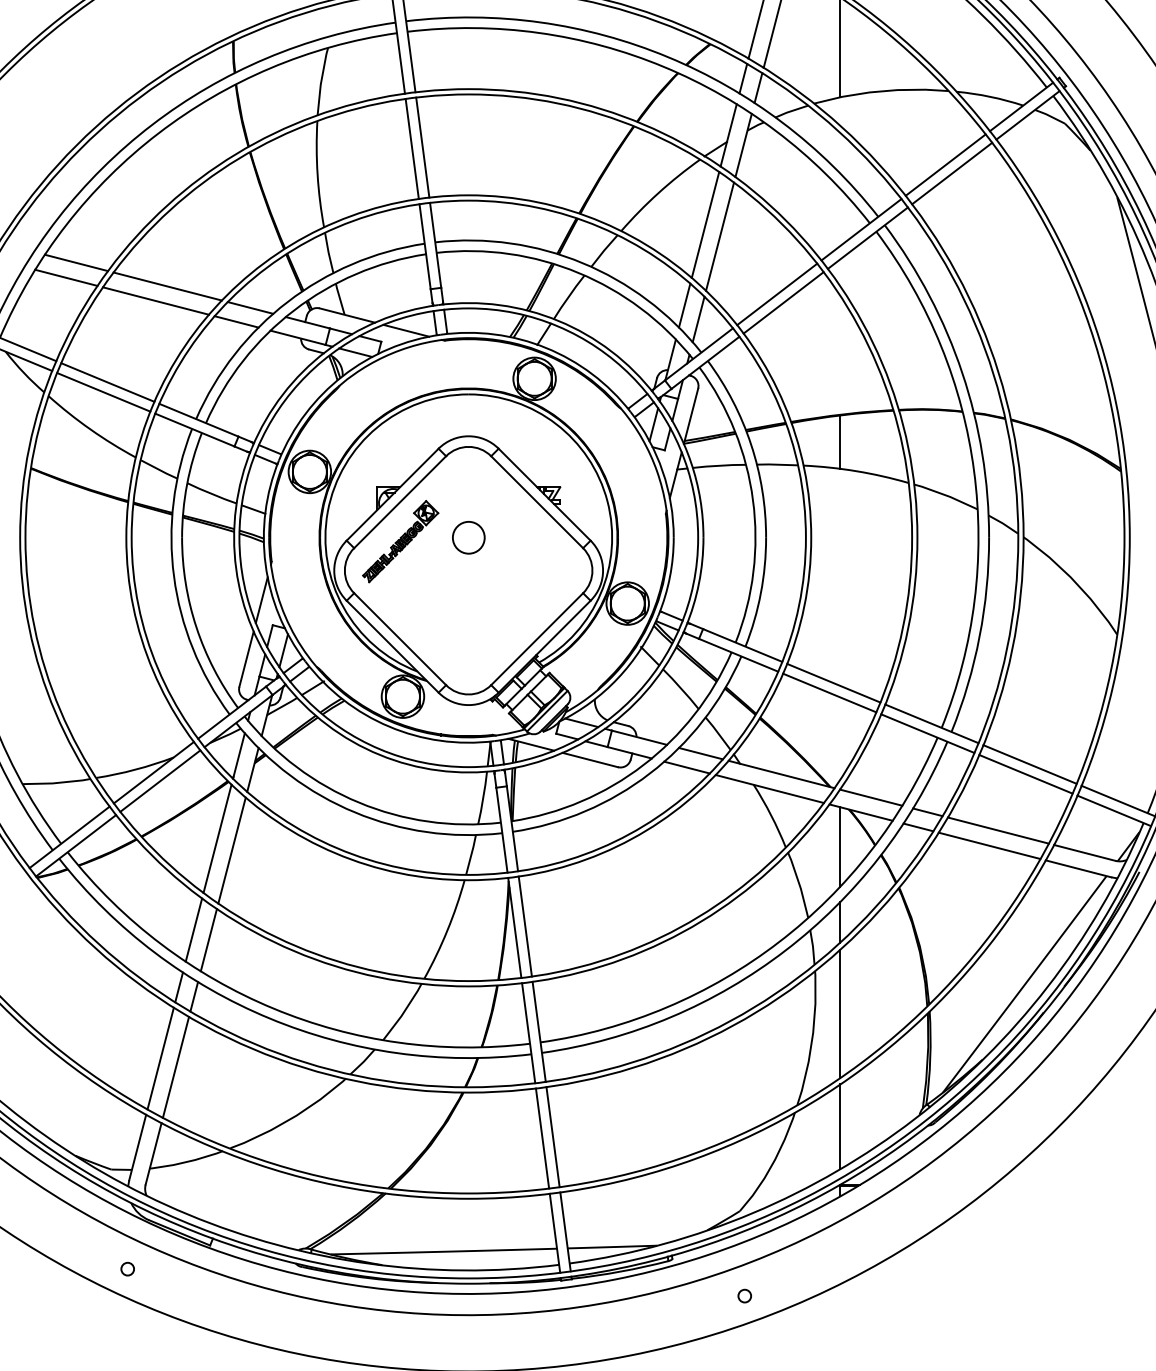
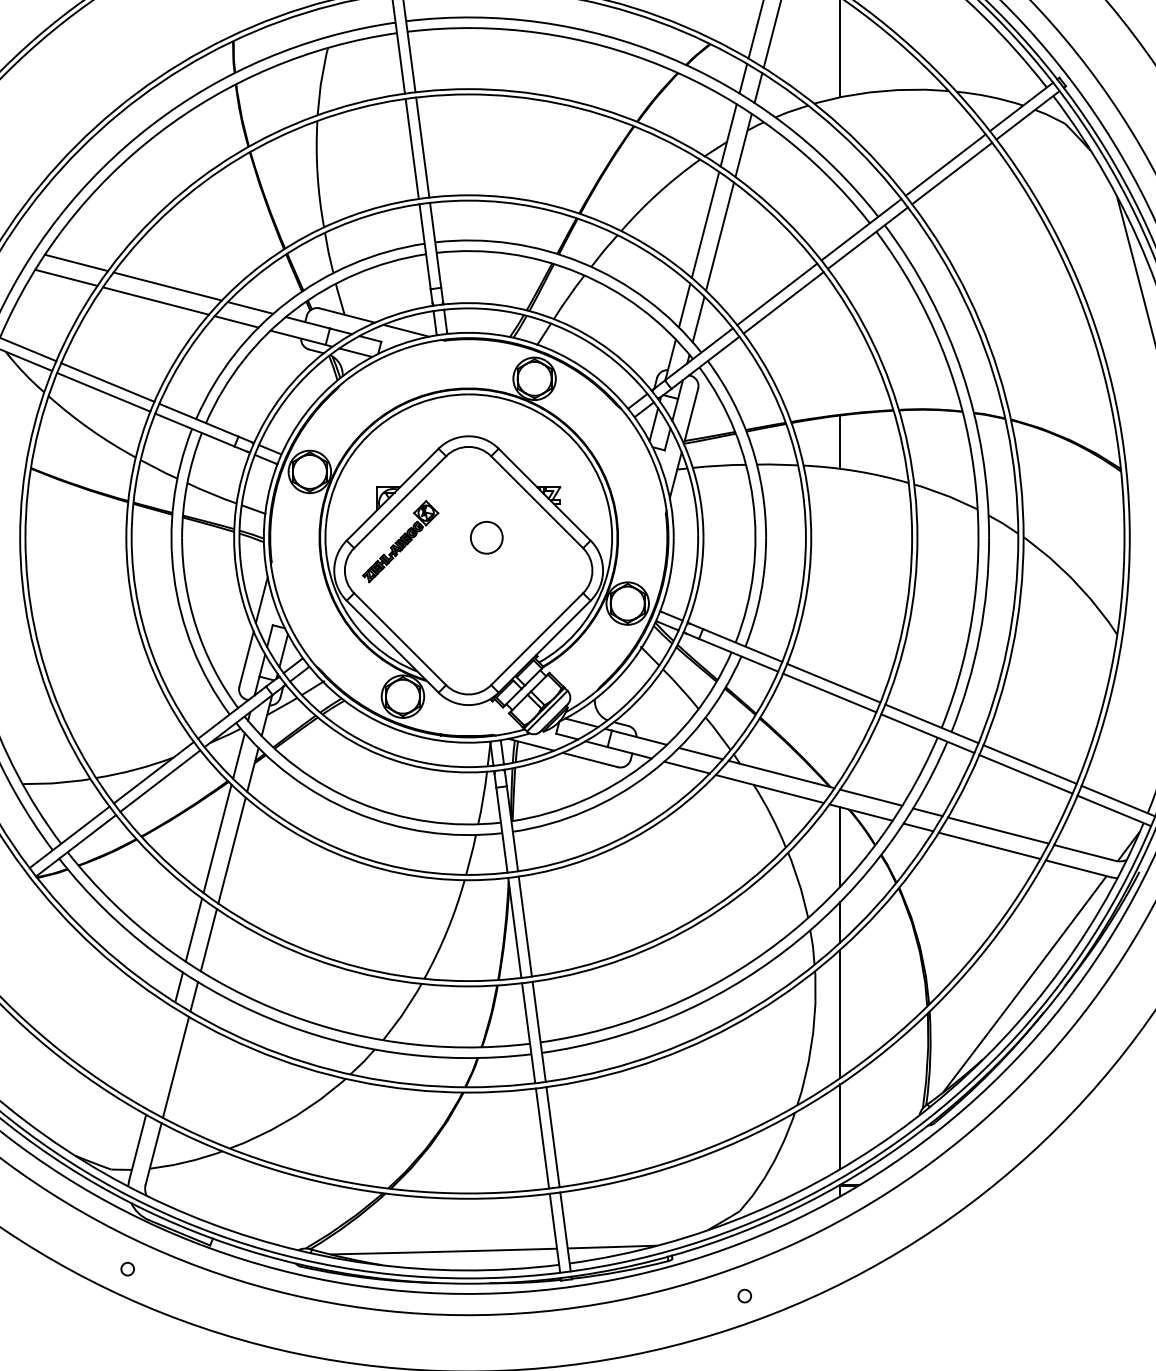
circle position: (468, 537) -> (486, 537) (486, 537)
line: present -> none (160, 1058)
